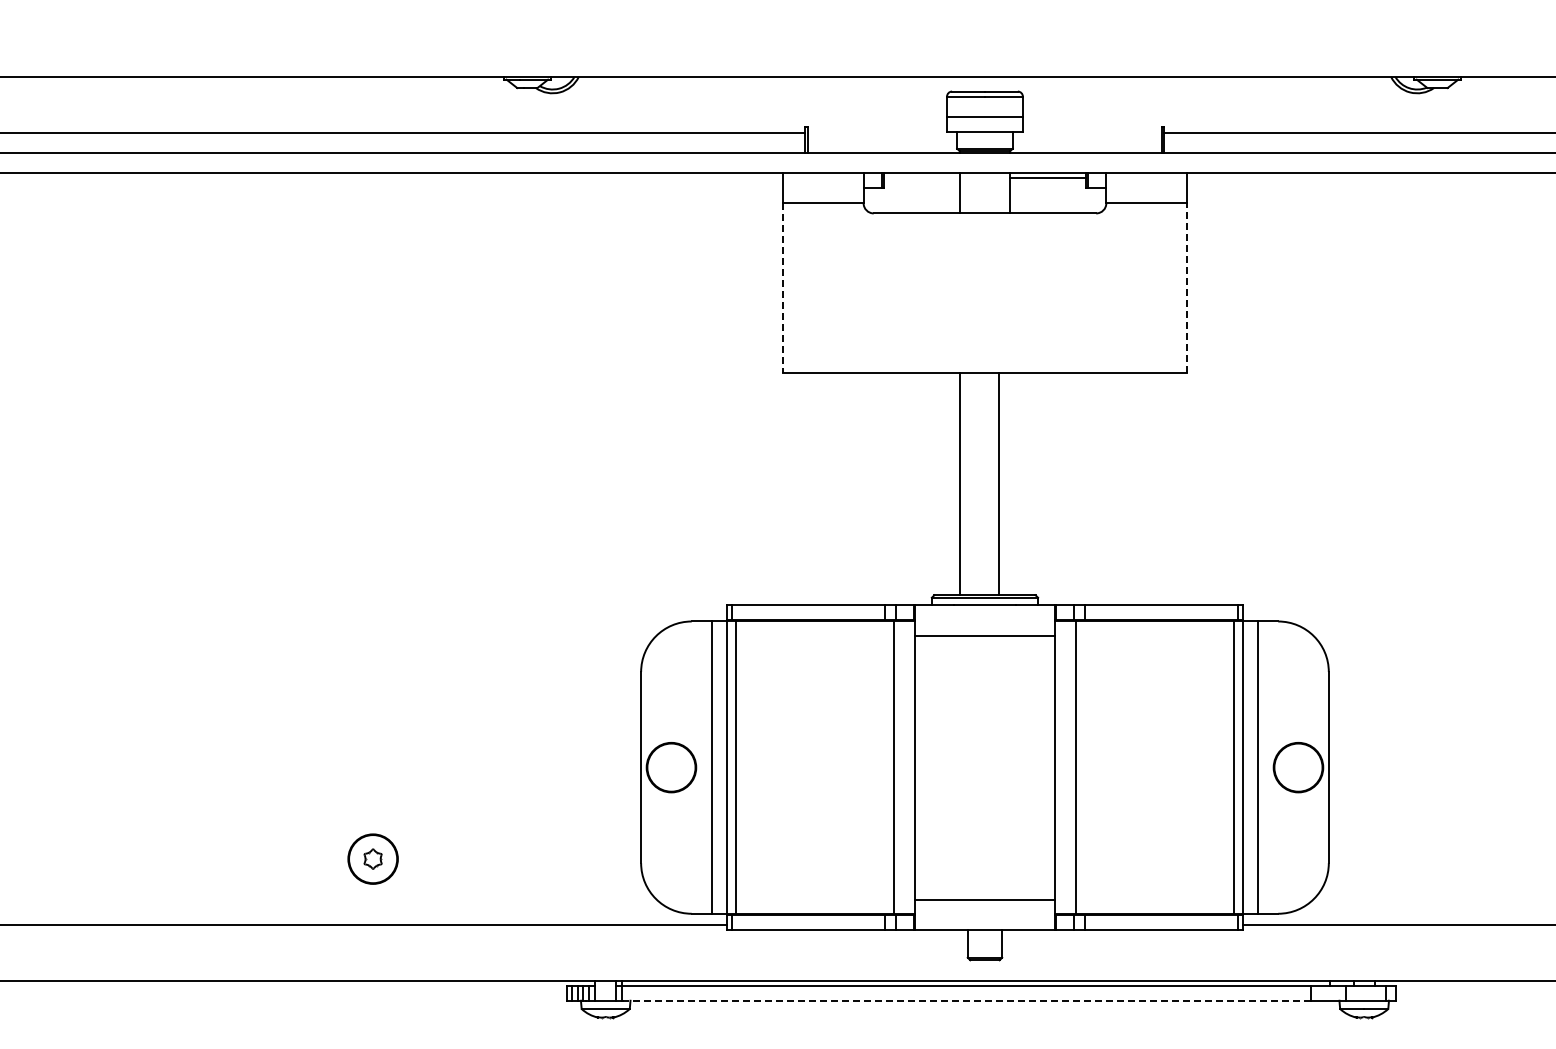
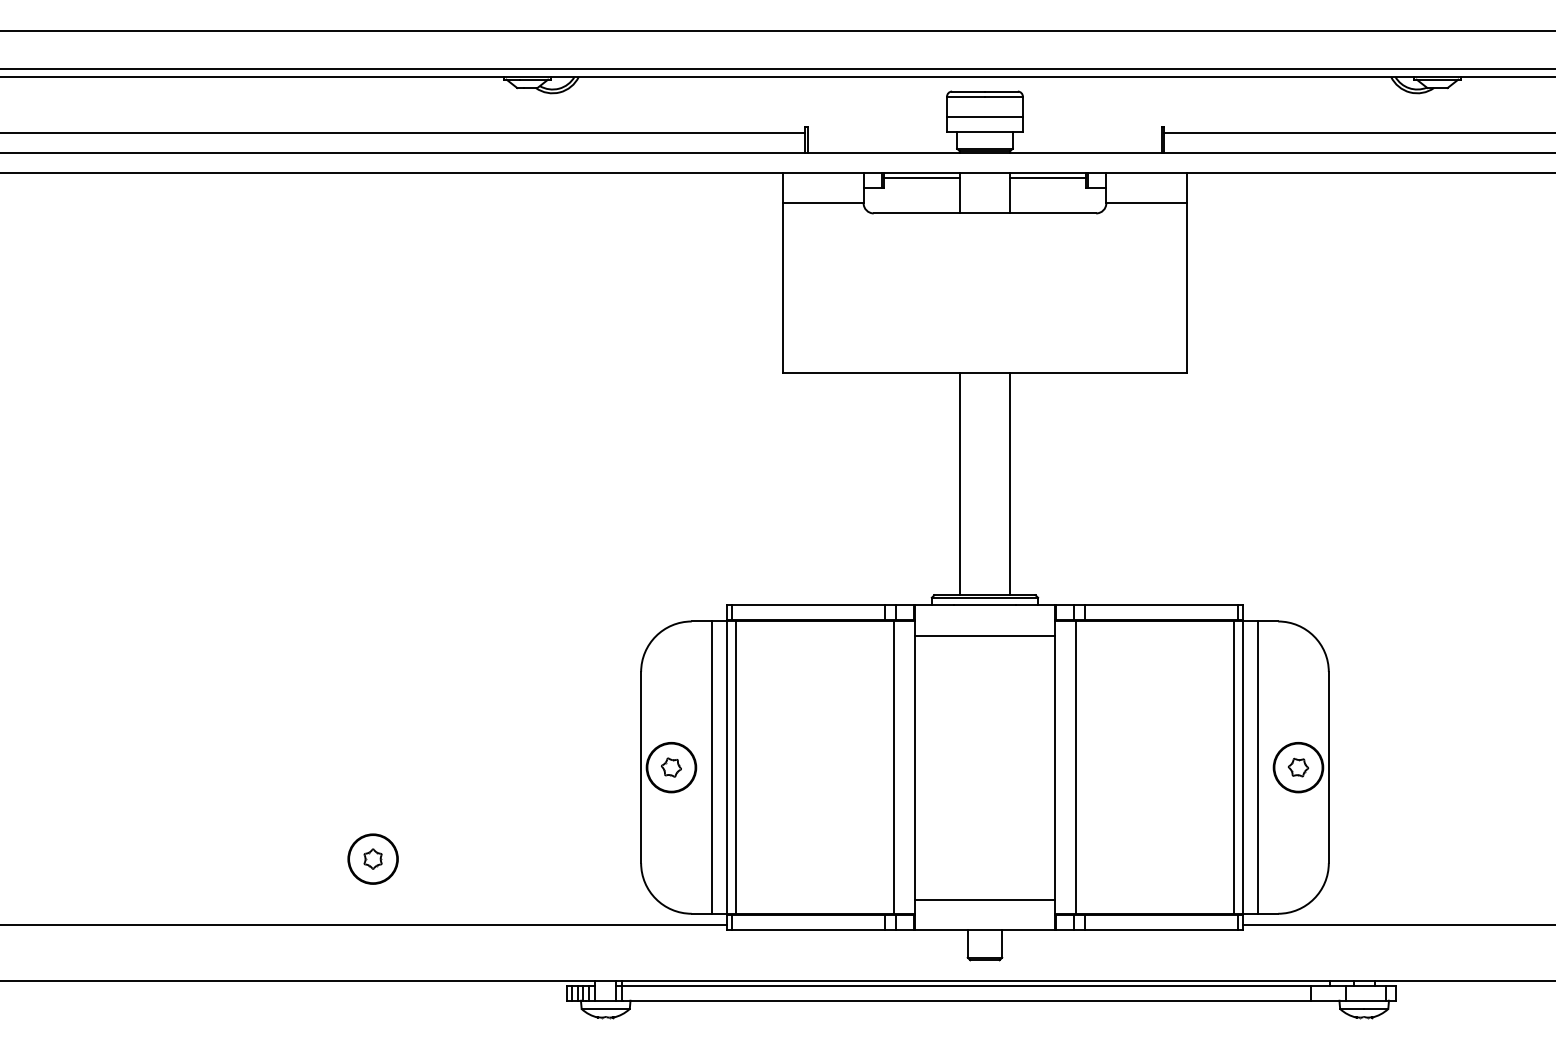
line: none -> present (777, 31)
line: none -> present (777, 69)
line: none -> present (921, 178)
line: dashed -> solid (782, 288)
line: dashed -> solid (1187, 288)
line position: (999, 483) -> (1010, 483) (1010, 483)
part: none -> present (671, 767)
part: none -> present (1298, 767)
line: dashed -> solid (966, 1000)
